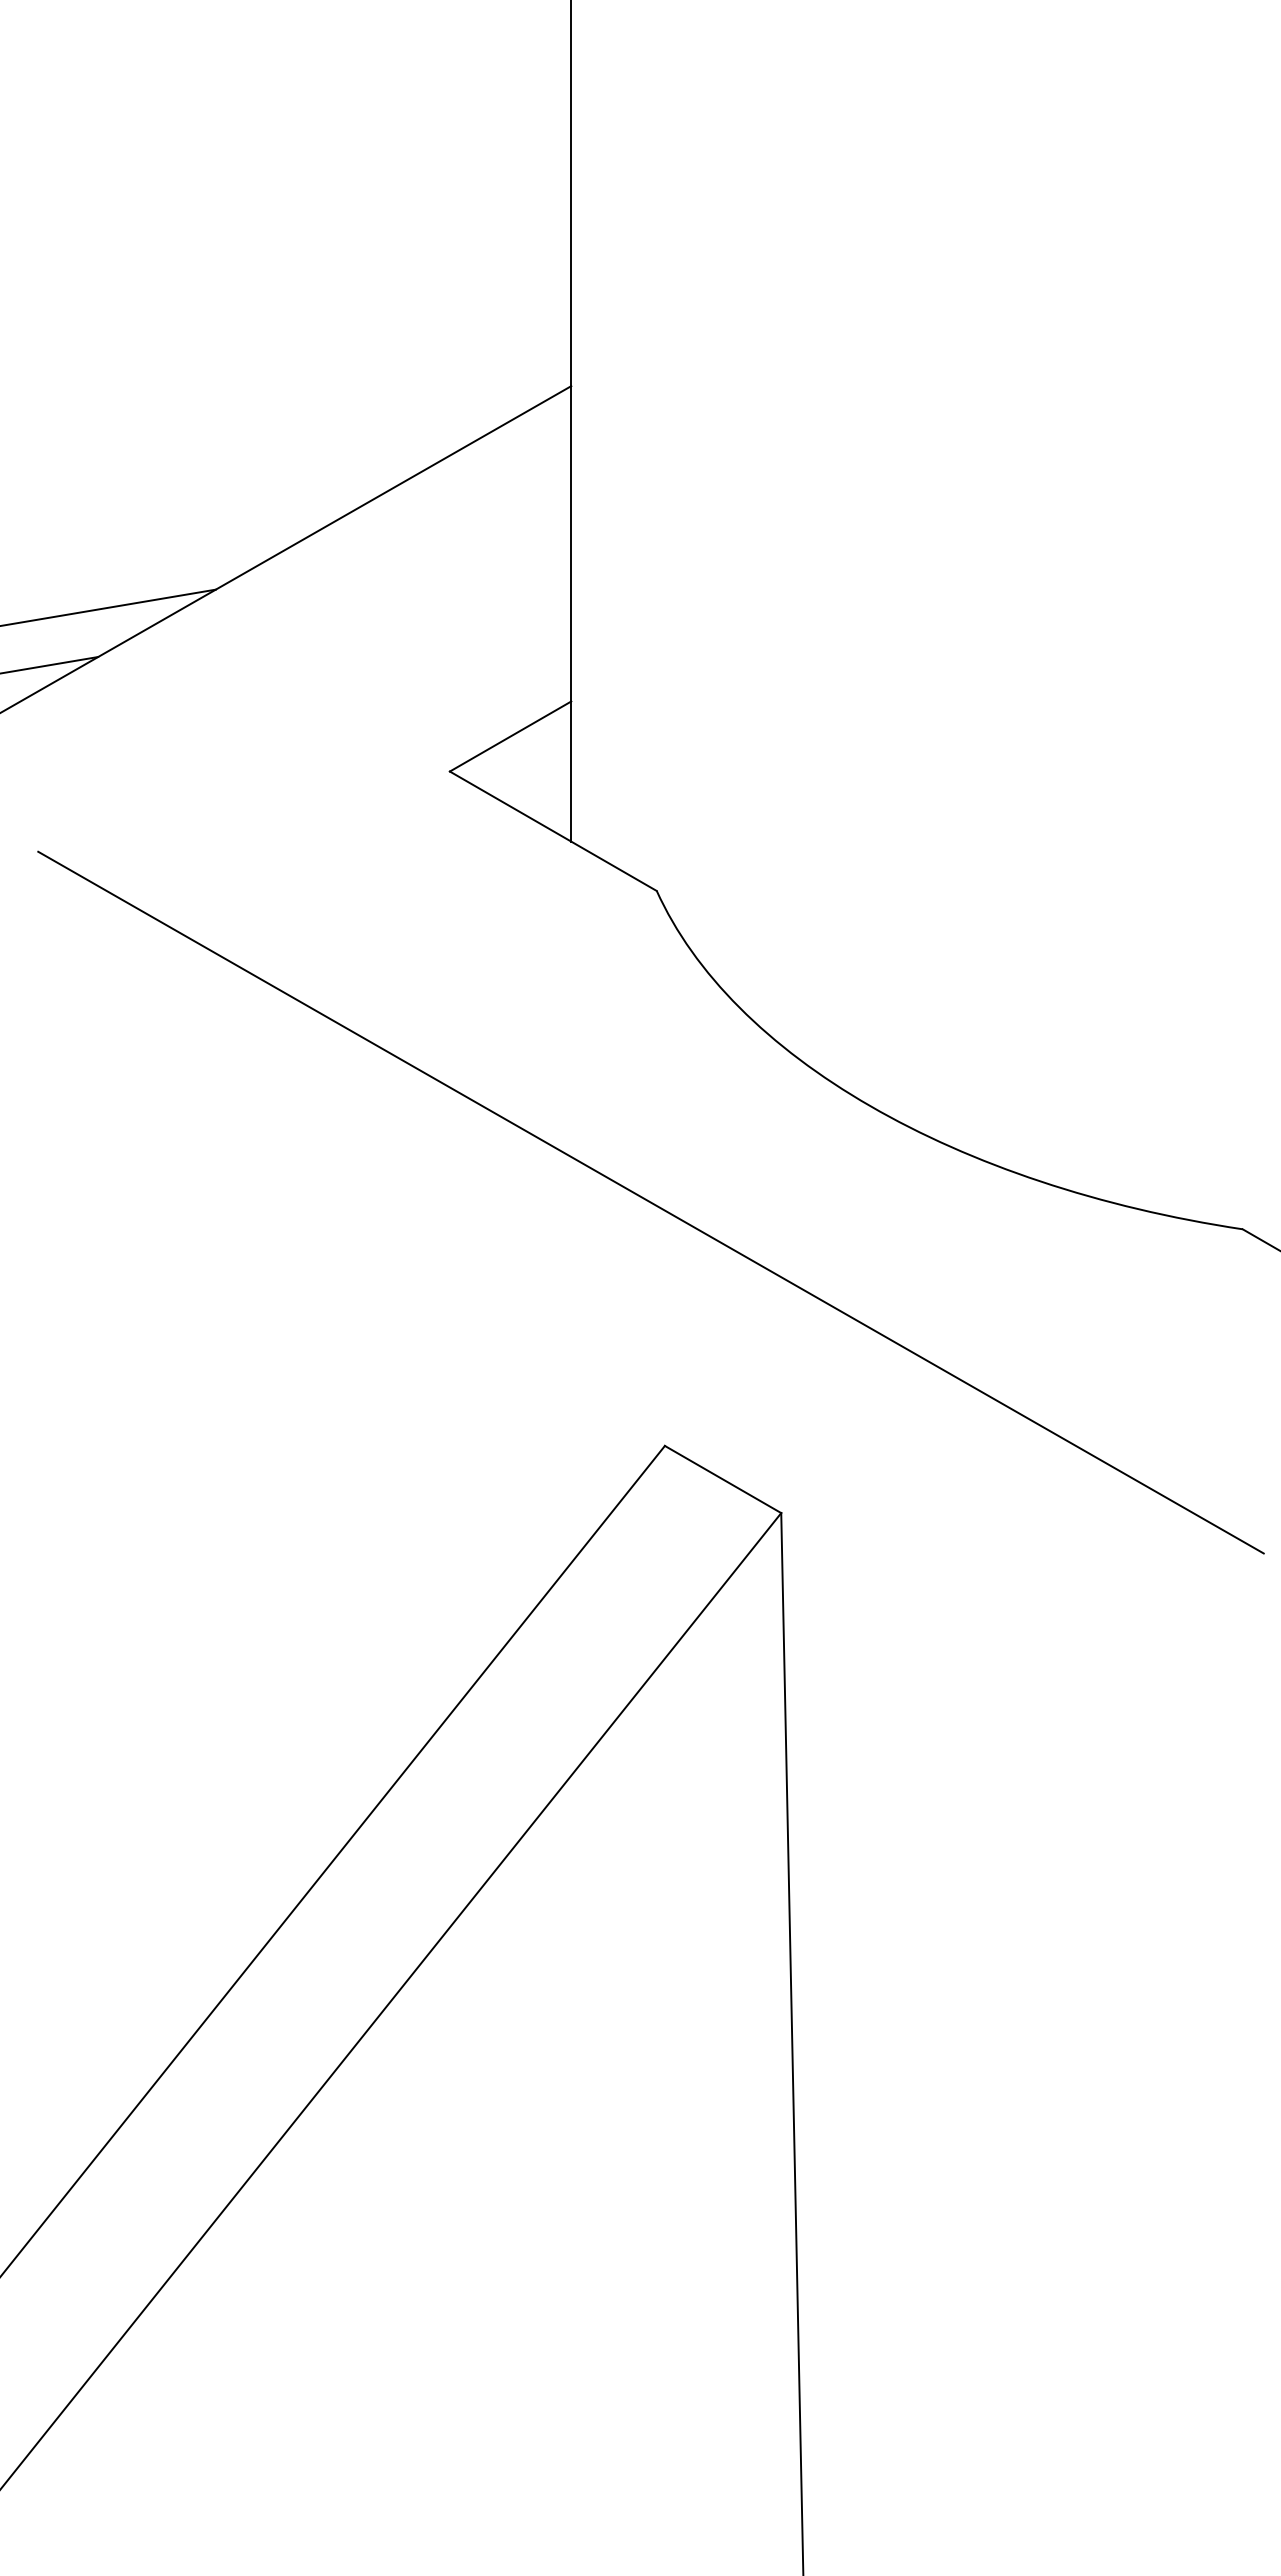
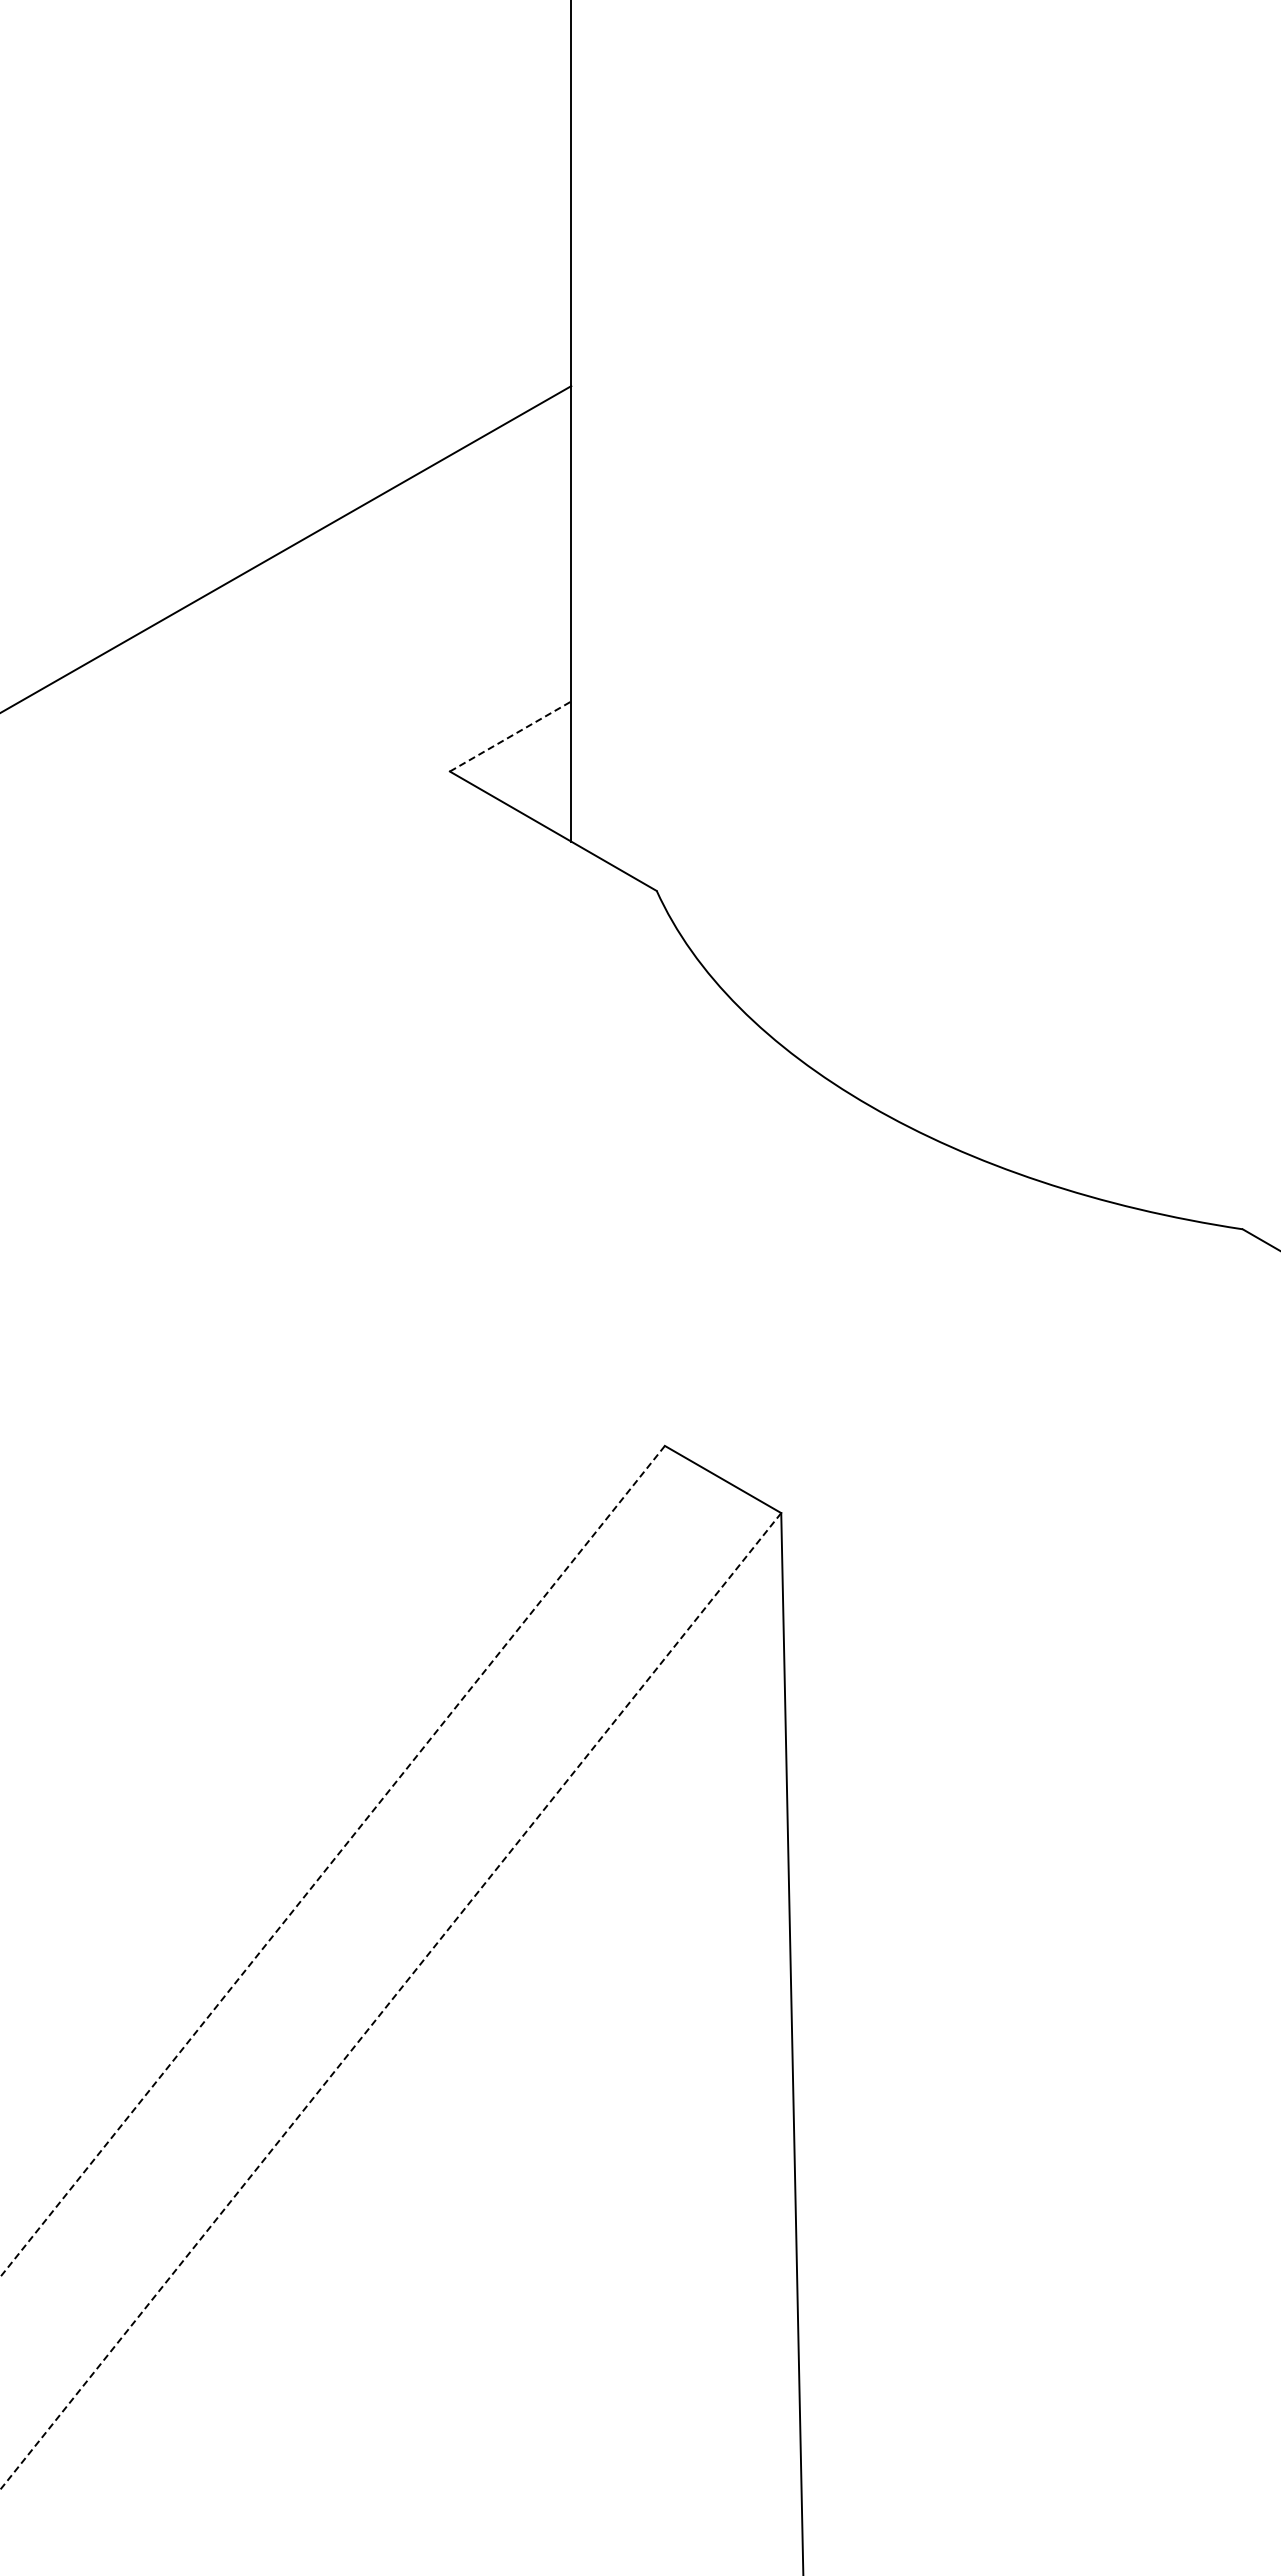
line: present -> none (108, 607)
line: present -> none (50, 665)
line: solid -> dashed (511, 736)
line: present -> none (650, 1202)
line: solid -> dashed (332, 1861)
line: solid -> dashed (390, 2001)
